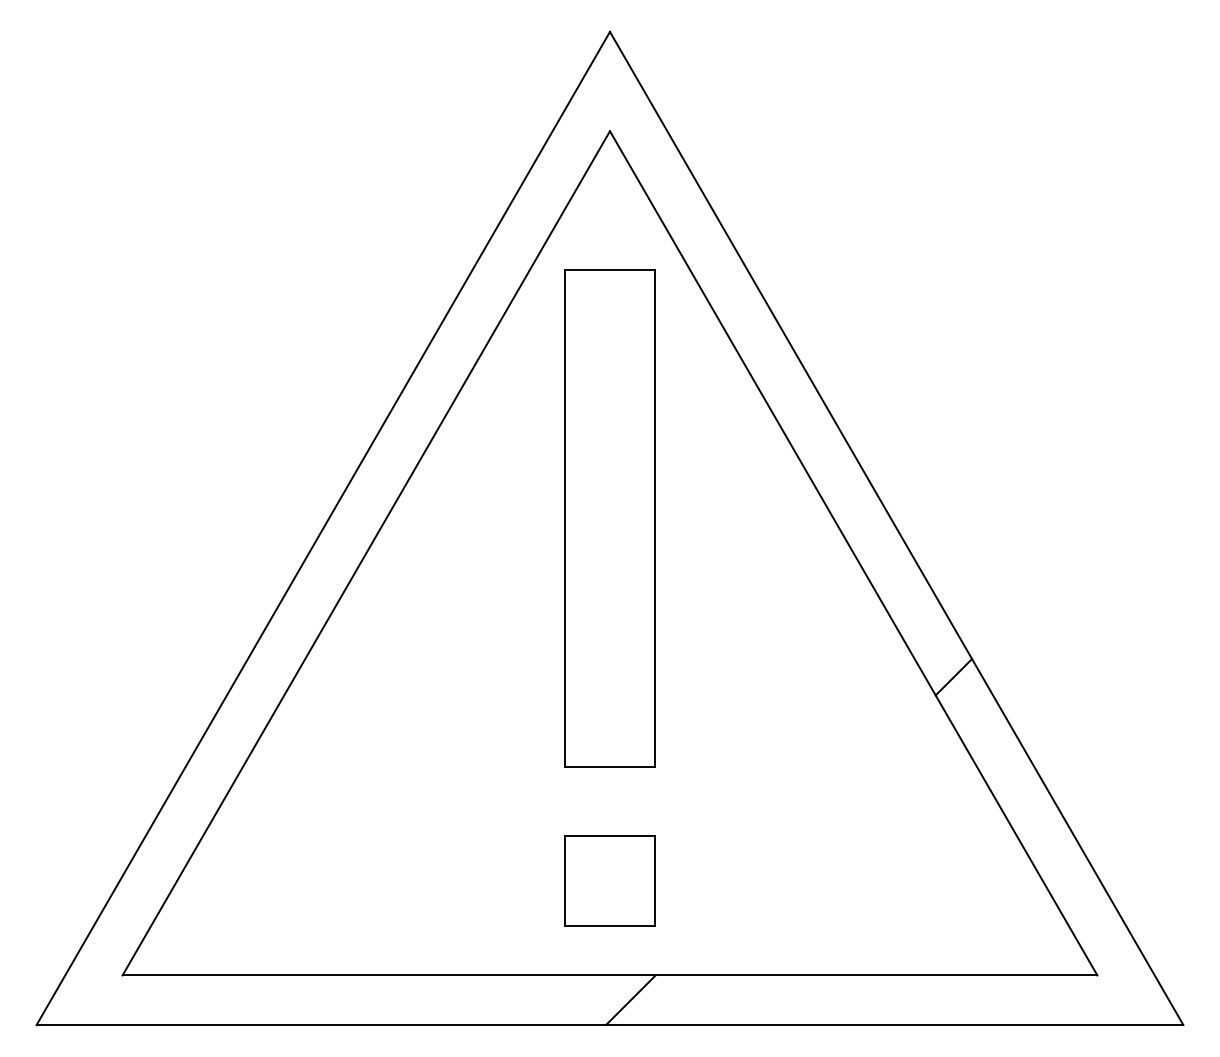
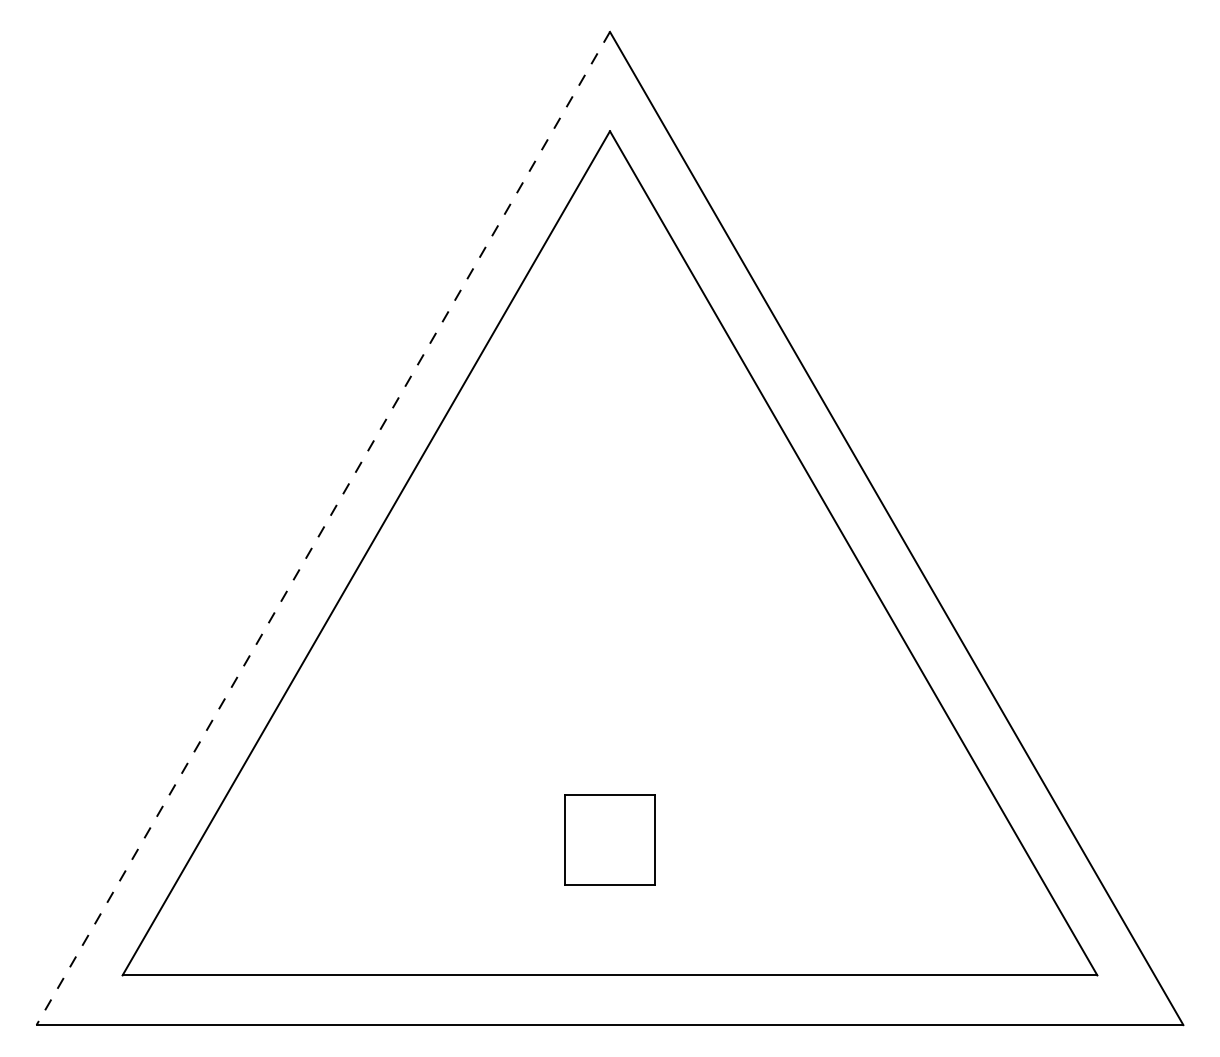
part: present -> none (609, 518)
line: solid -> dashed (323, 528)
line: present -> none (953, 677)
part position: (609, 880) -> (609, 839) (609, 839)
line: present -> none (630, 1000)
